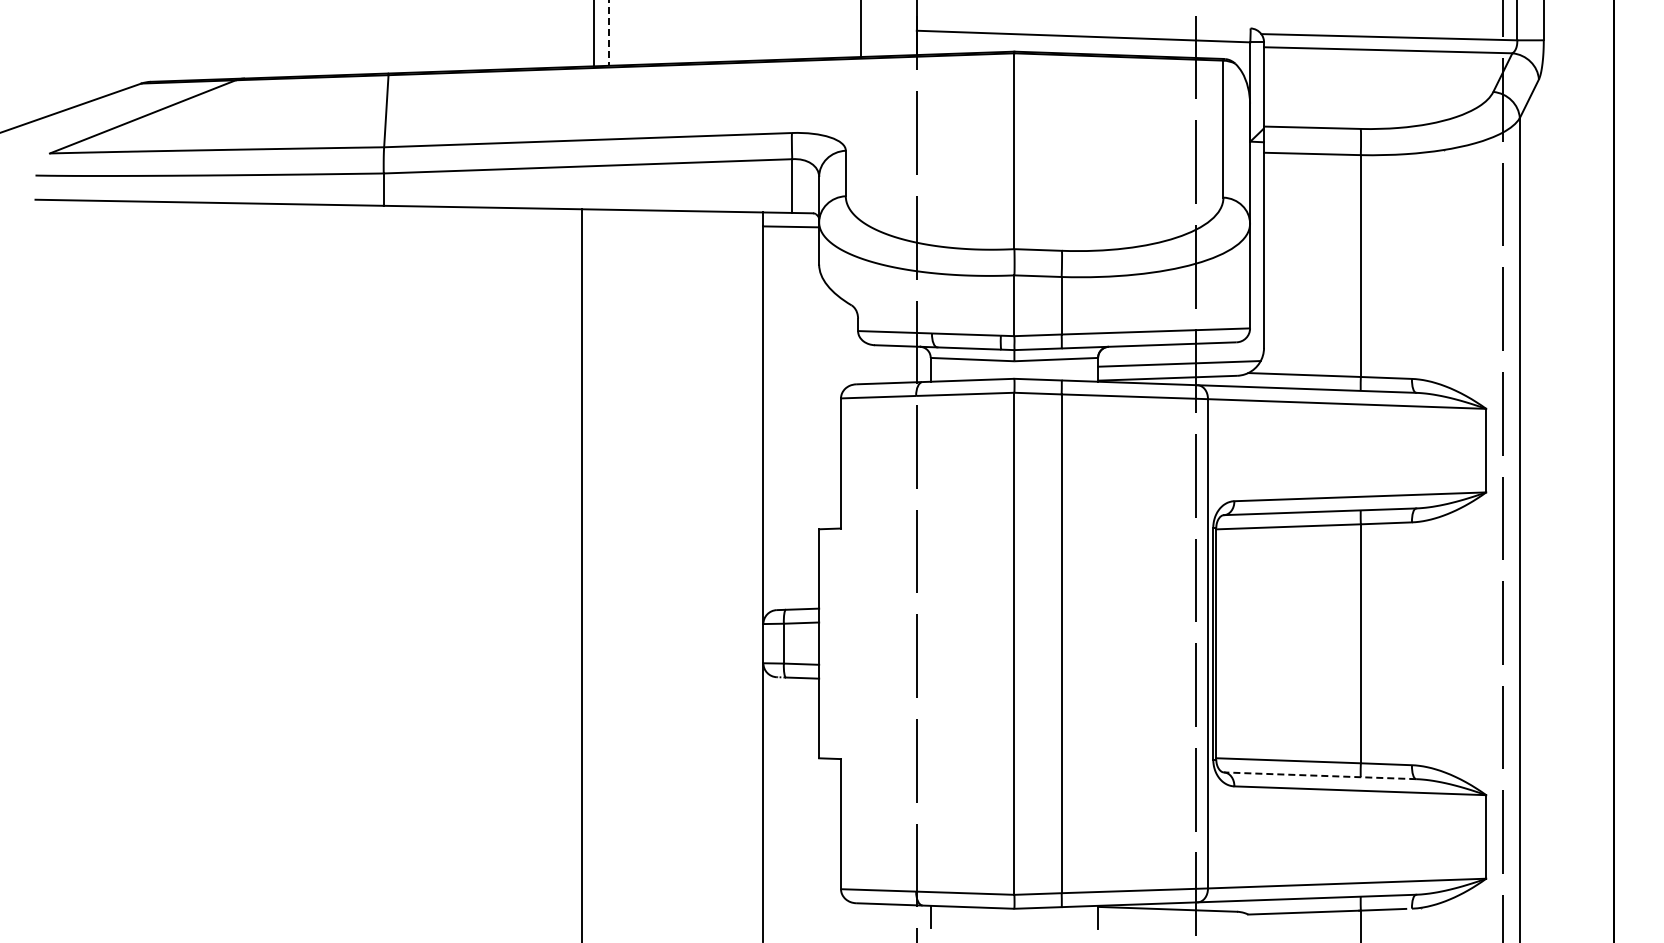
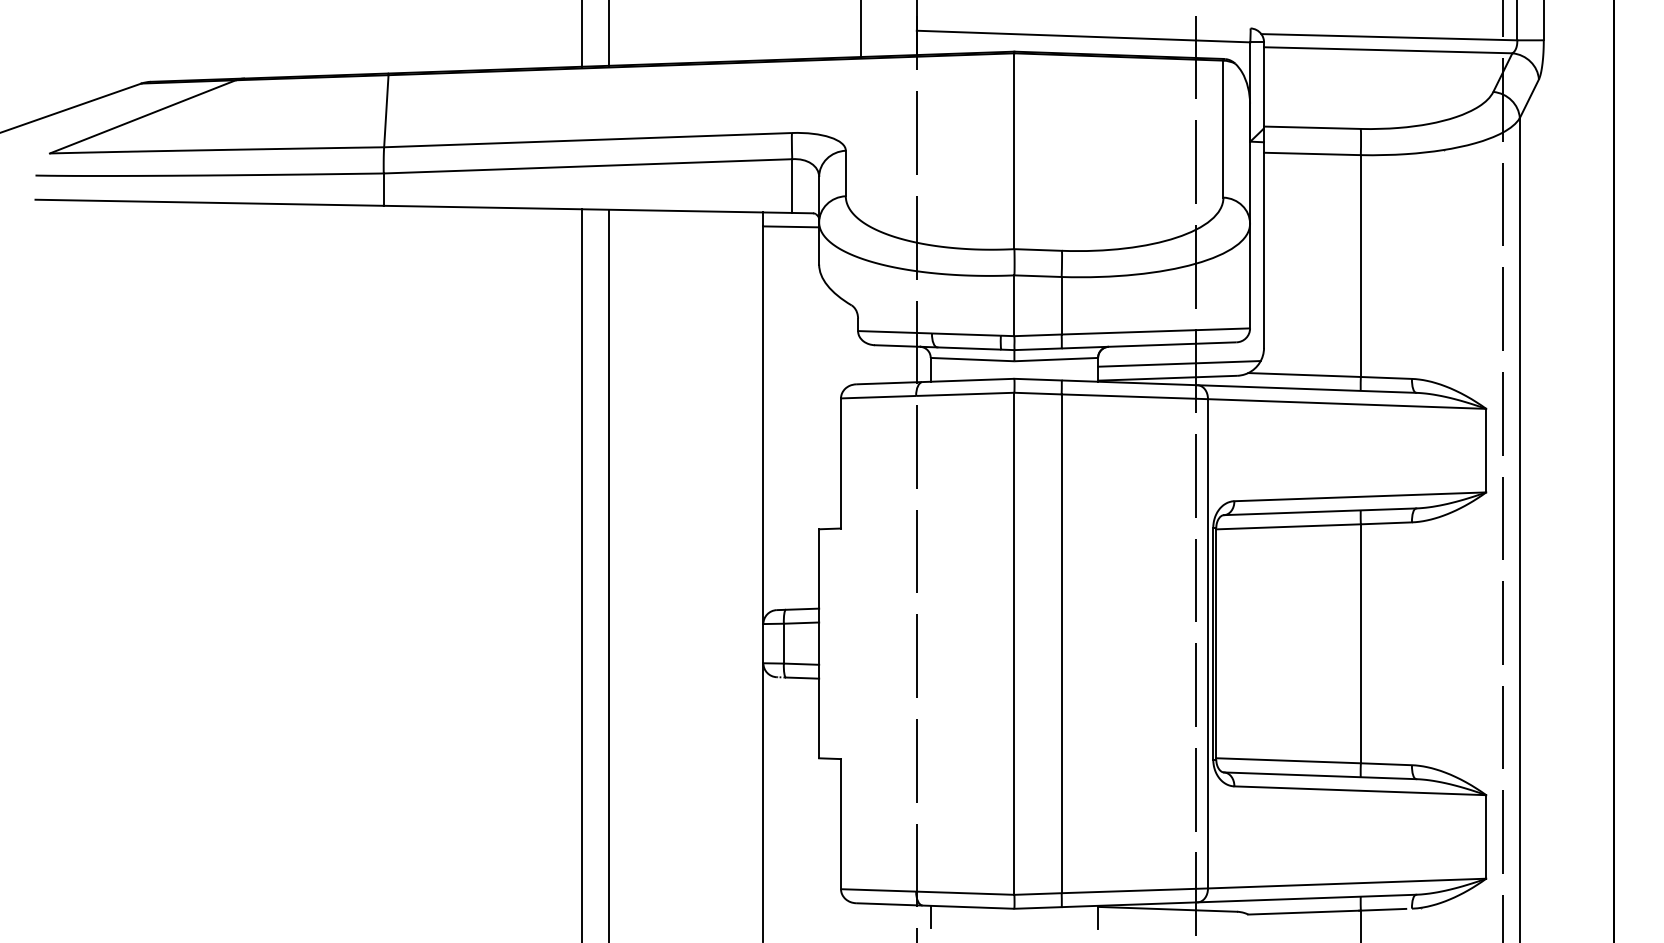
line: dashed -> solid (609, 33)
line position: (594, 34) -> (582, 34) (582, 34)
line: none -> present (609, 574)
line: dashed -> solid (1319, 775)
